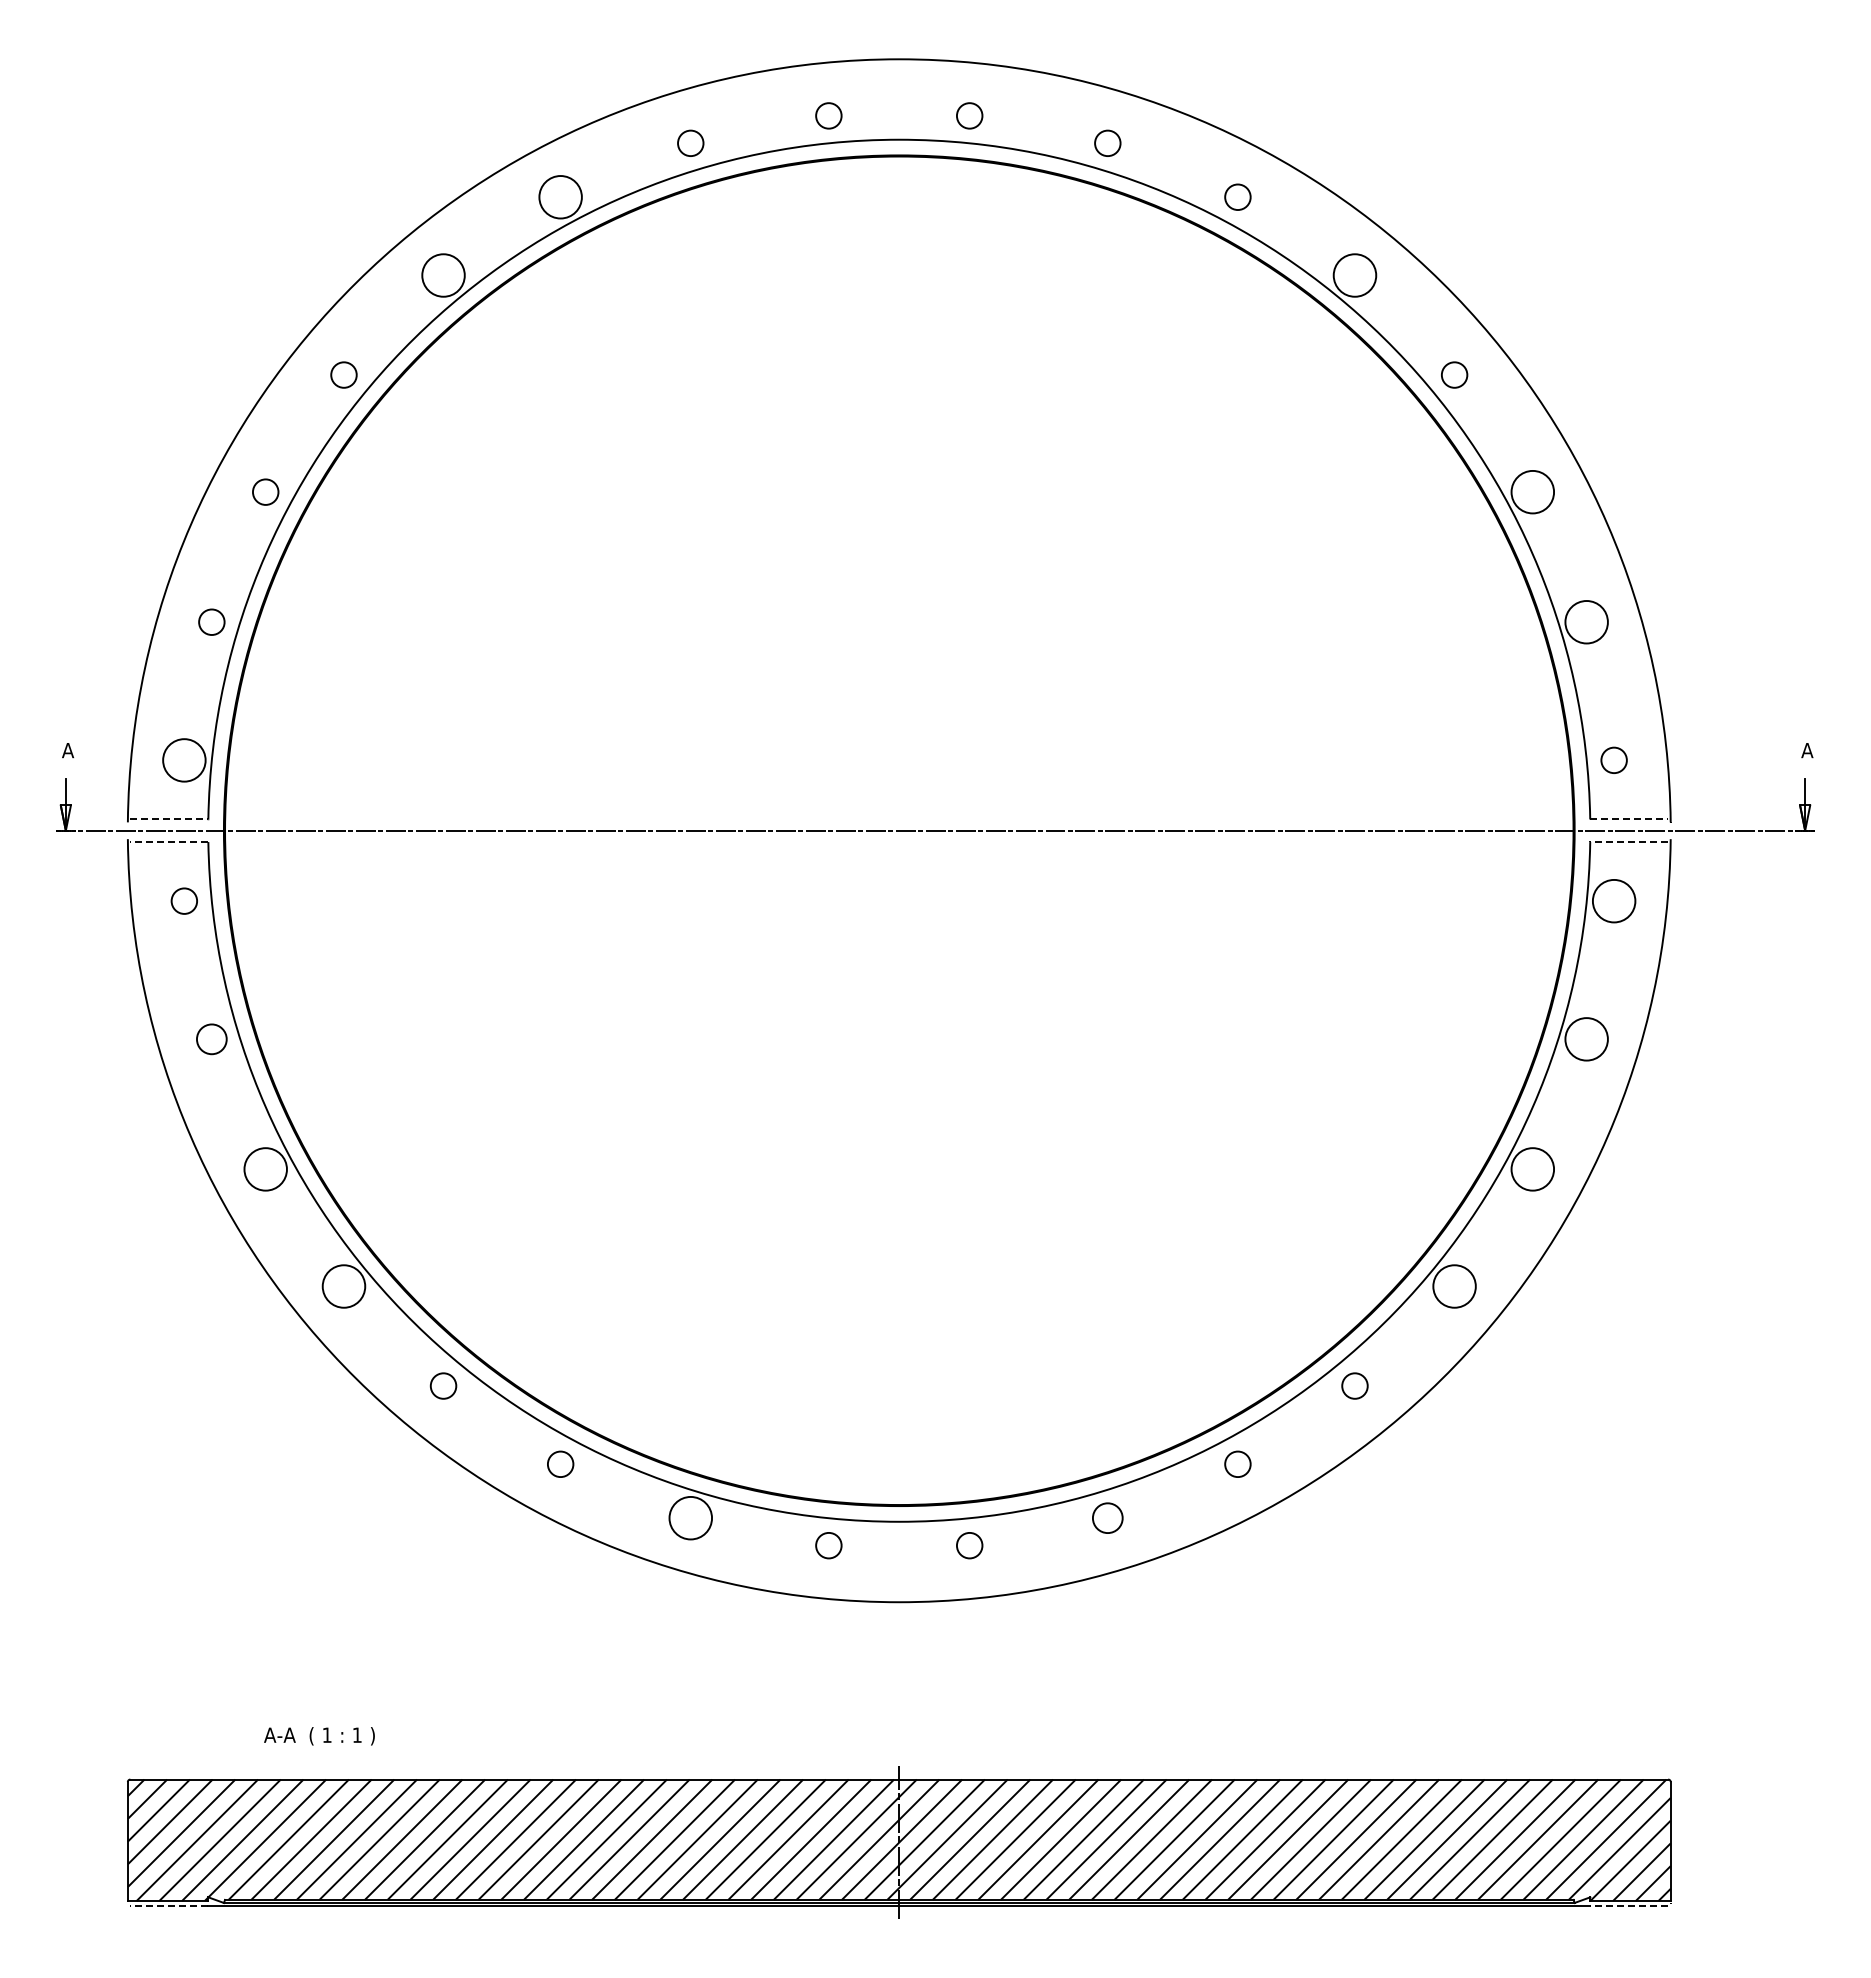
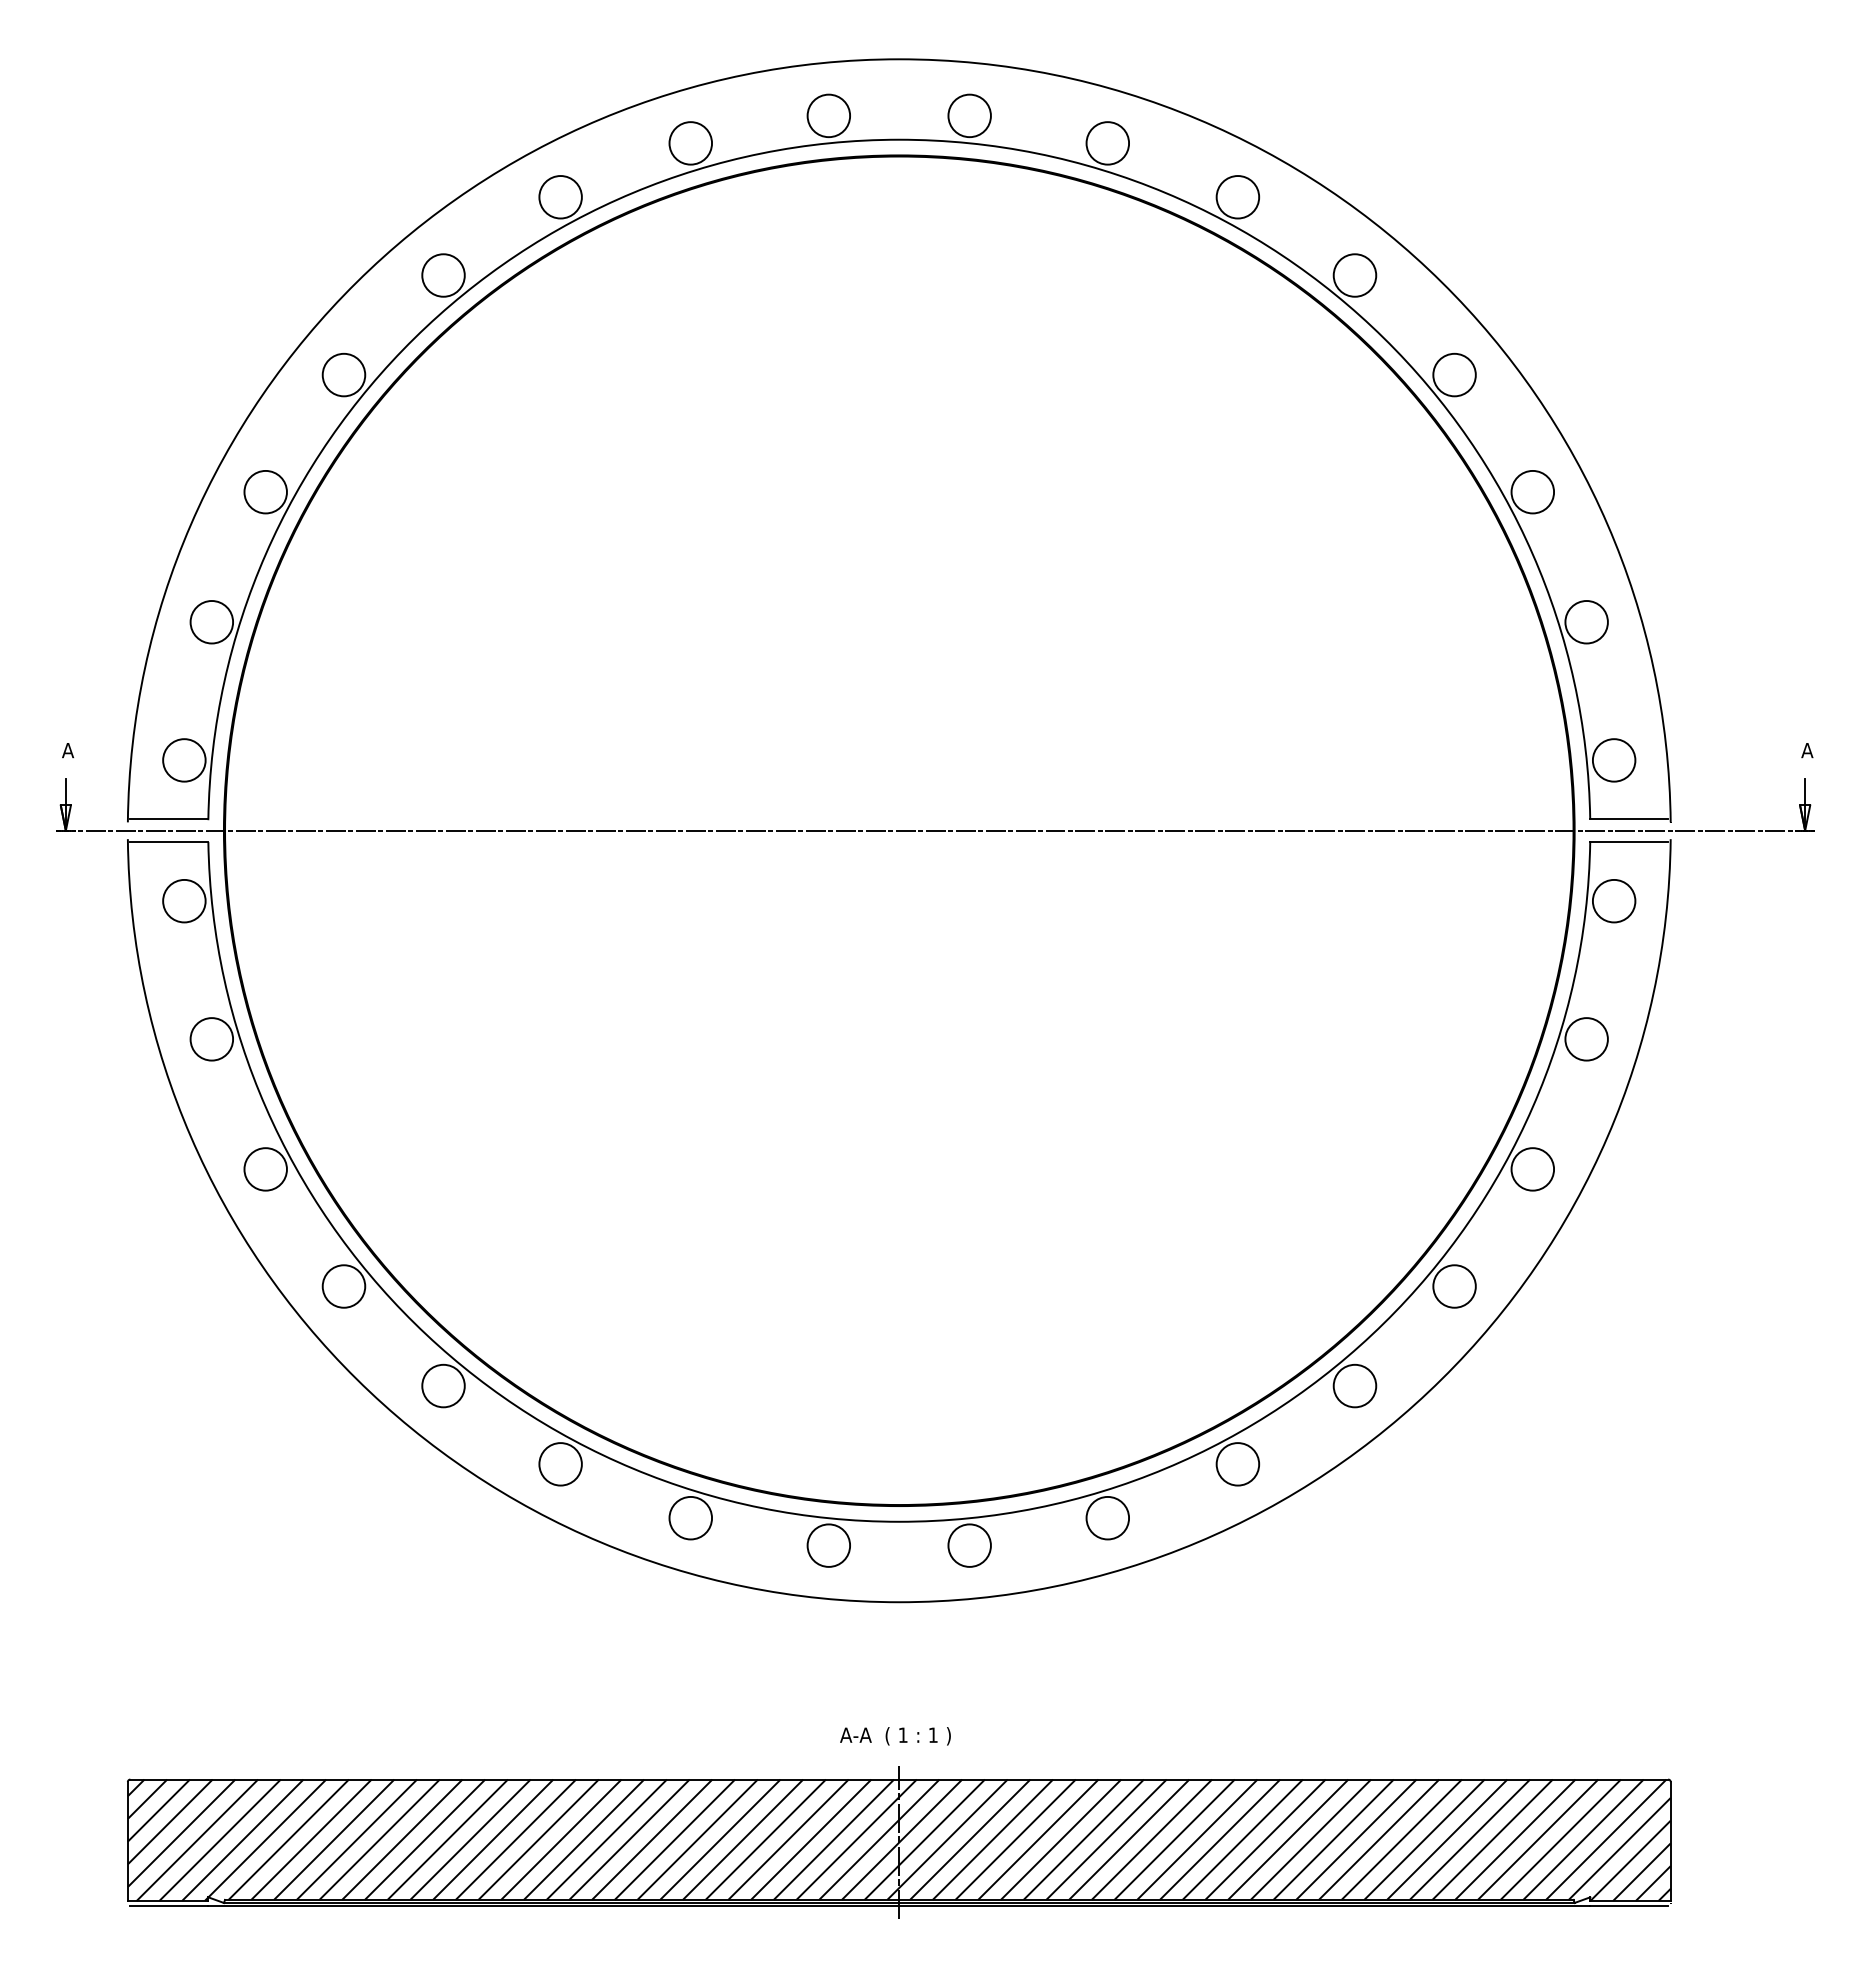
circle diameter: 25 px -> 42 px (828, 115)
circle diameter: 25 px -> 42 px (969, 115)
circle diameter: 25 px -> 42 px (690, 143)
circle diameter: 25 px -> 42 px (1107, 143)
circle diameter: 25 px -> 42 px (1237, 197)
circle diameter: 25 px -> 42 px (343, 374)
circle diameter: 25 px -> 42 px (1454, 374)
circle diameter: 25 px -> 42 px (265, 491)
circle diameter: 25 px -> 42 px (211, 622)
circle diameter: 25 px -> 42 px (1613, 760)
line: dashed -> solid (169, 819)
line: dashed -> solid (1629, 819)
line: dashed -> solid (169, 842)
line: dashed -> solid (1629, 842)
circle diameter: 25 px -> 42 px (184, 900)
circle diameter: 30 px -> 42 px (211, 1039)
circle diameter: 25 px -> 42 px (443, 1385)
circle diameter: 25 px -> 42 px (1354, 1385)
circle diameter: 25 px -> 42 px (560, 1464)
circle diameter: 25 px -> 42 px (1237, 1464)
circle diameter: 30 px -> 42 px (1107, 1517)
circle diameter: 25 px -> 42 px (828, 1545)
circle diameter: 25 px -> 42 px (969, 1545)
text position: (319, 1736) -> (895, 1736) (895, 1736)
line: dashed -> solid (169, 1906)
line: dashed -> solid (1629, 1906)
